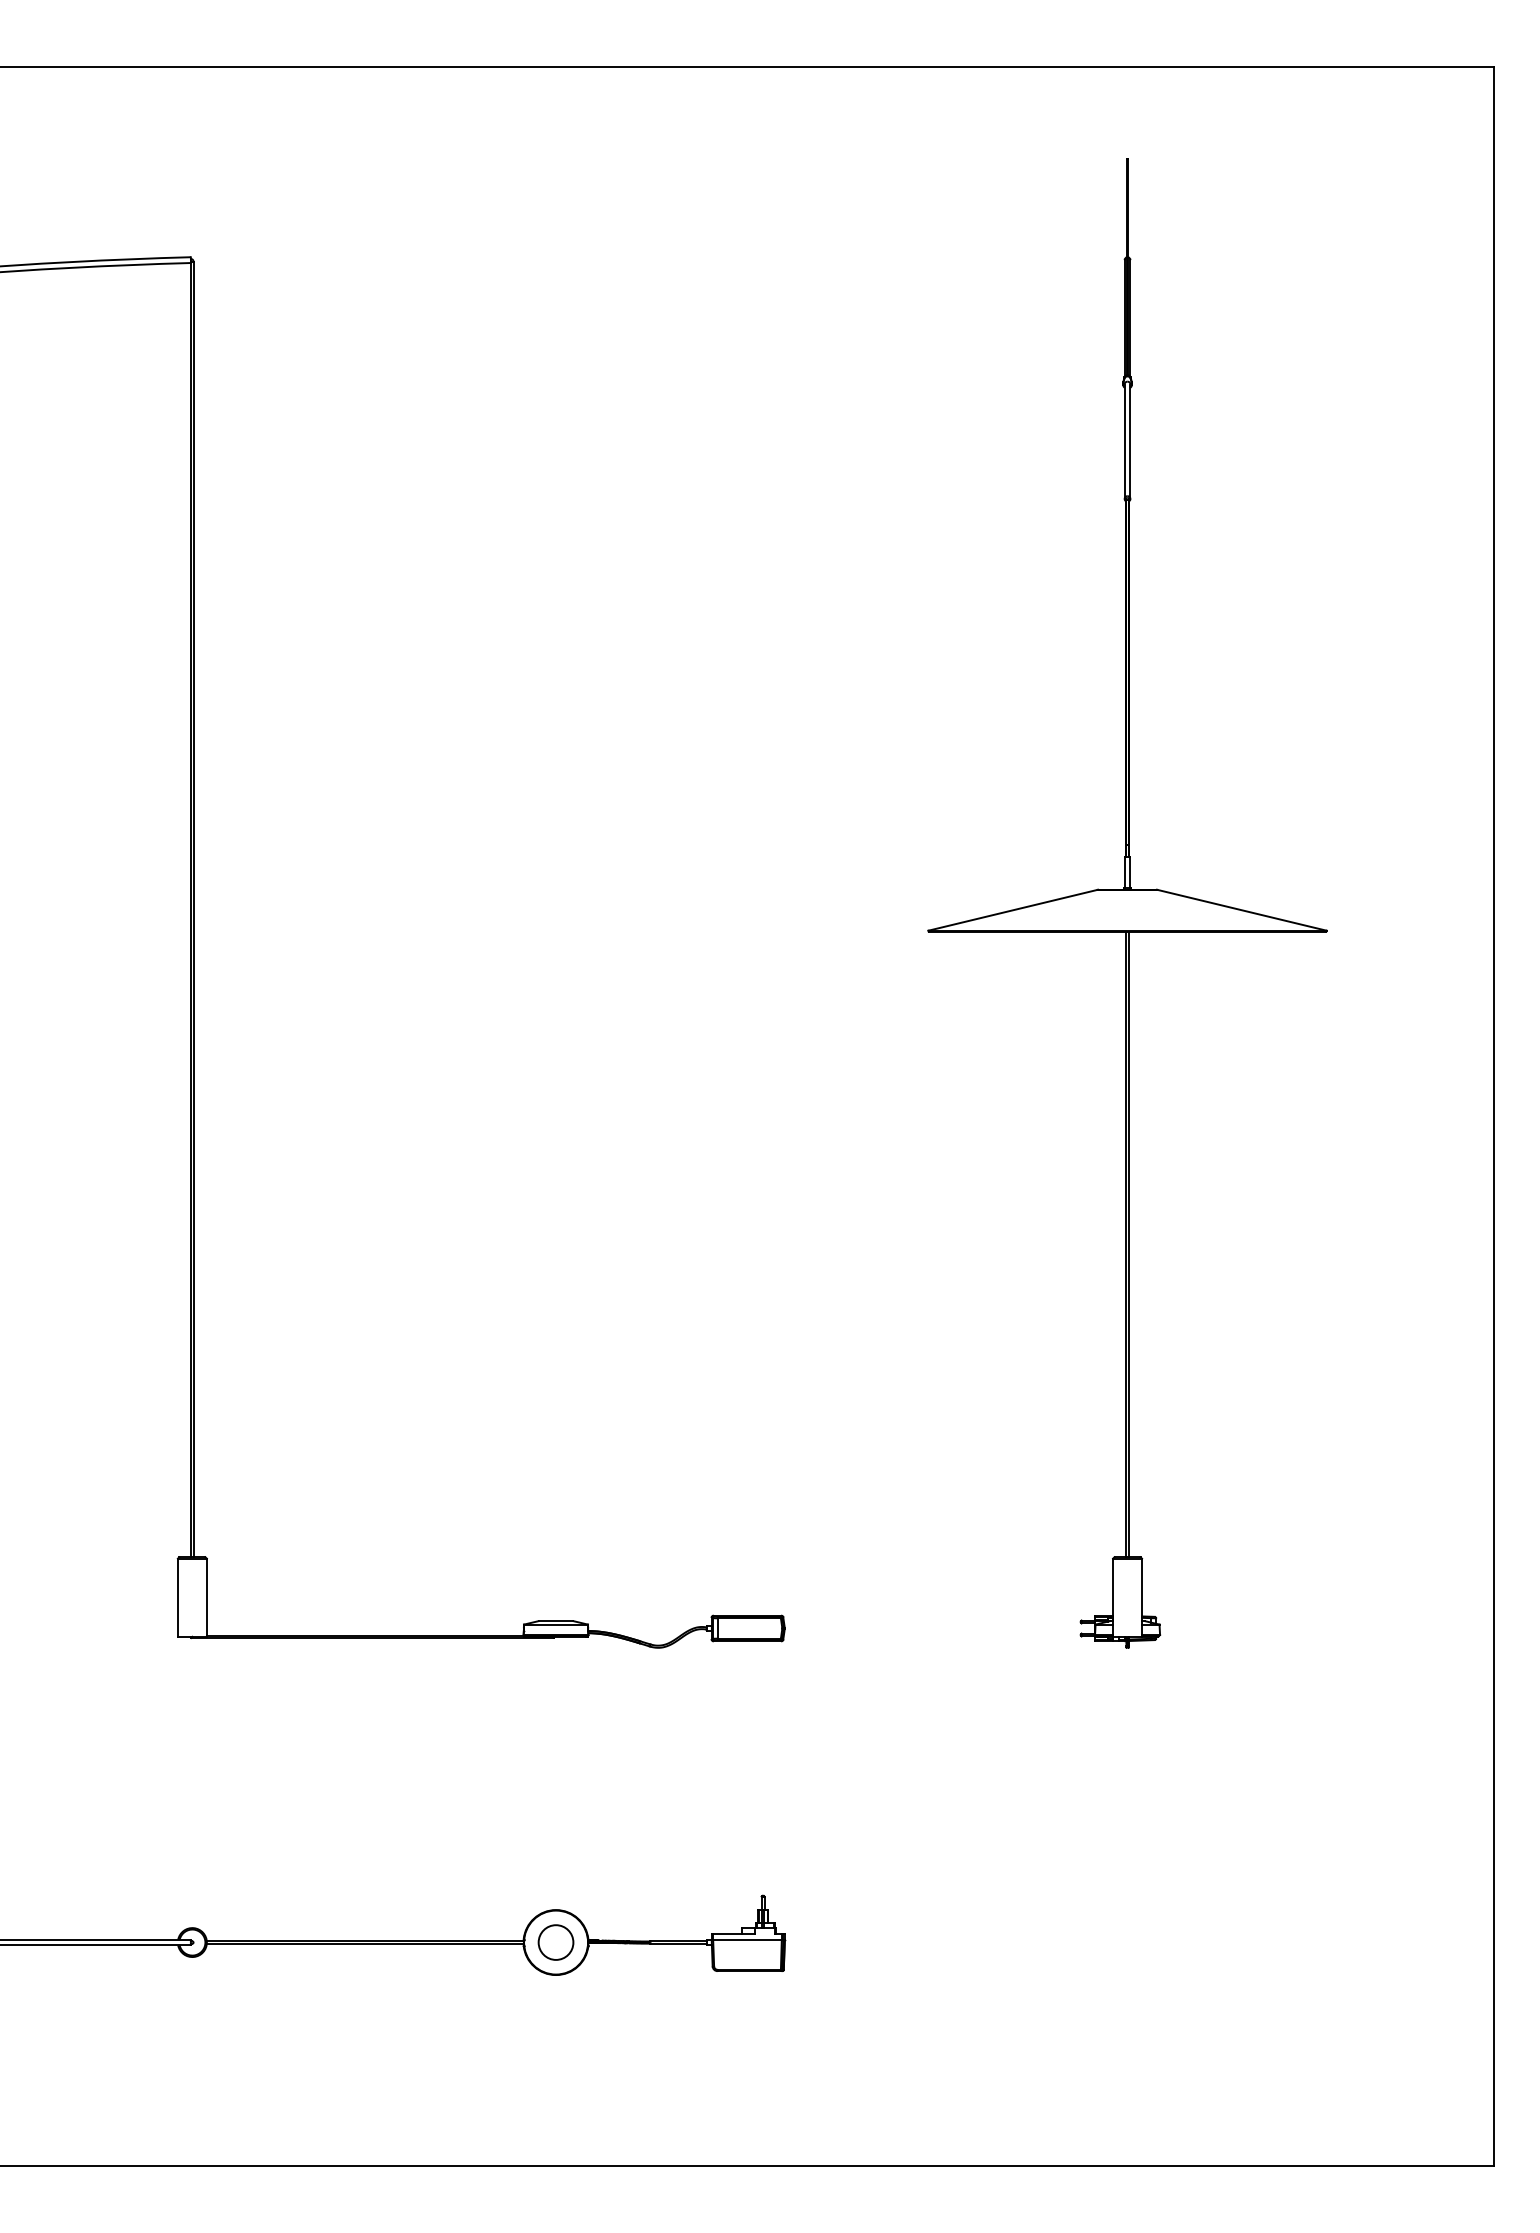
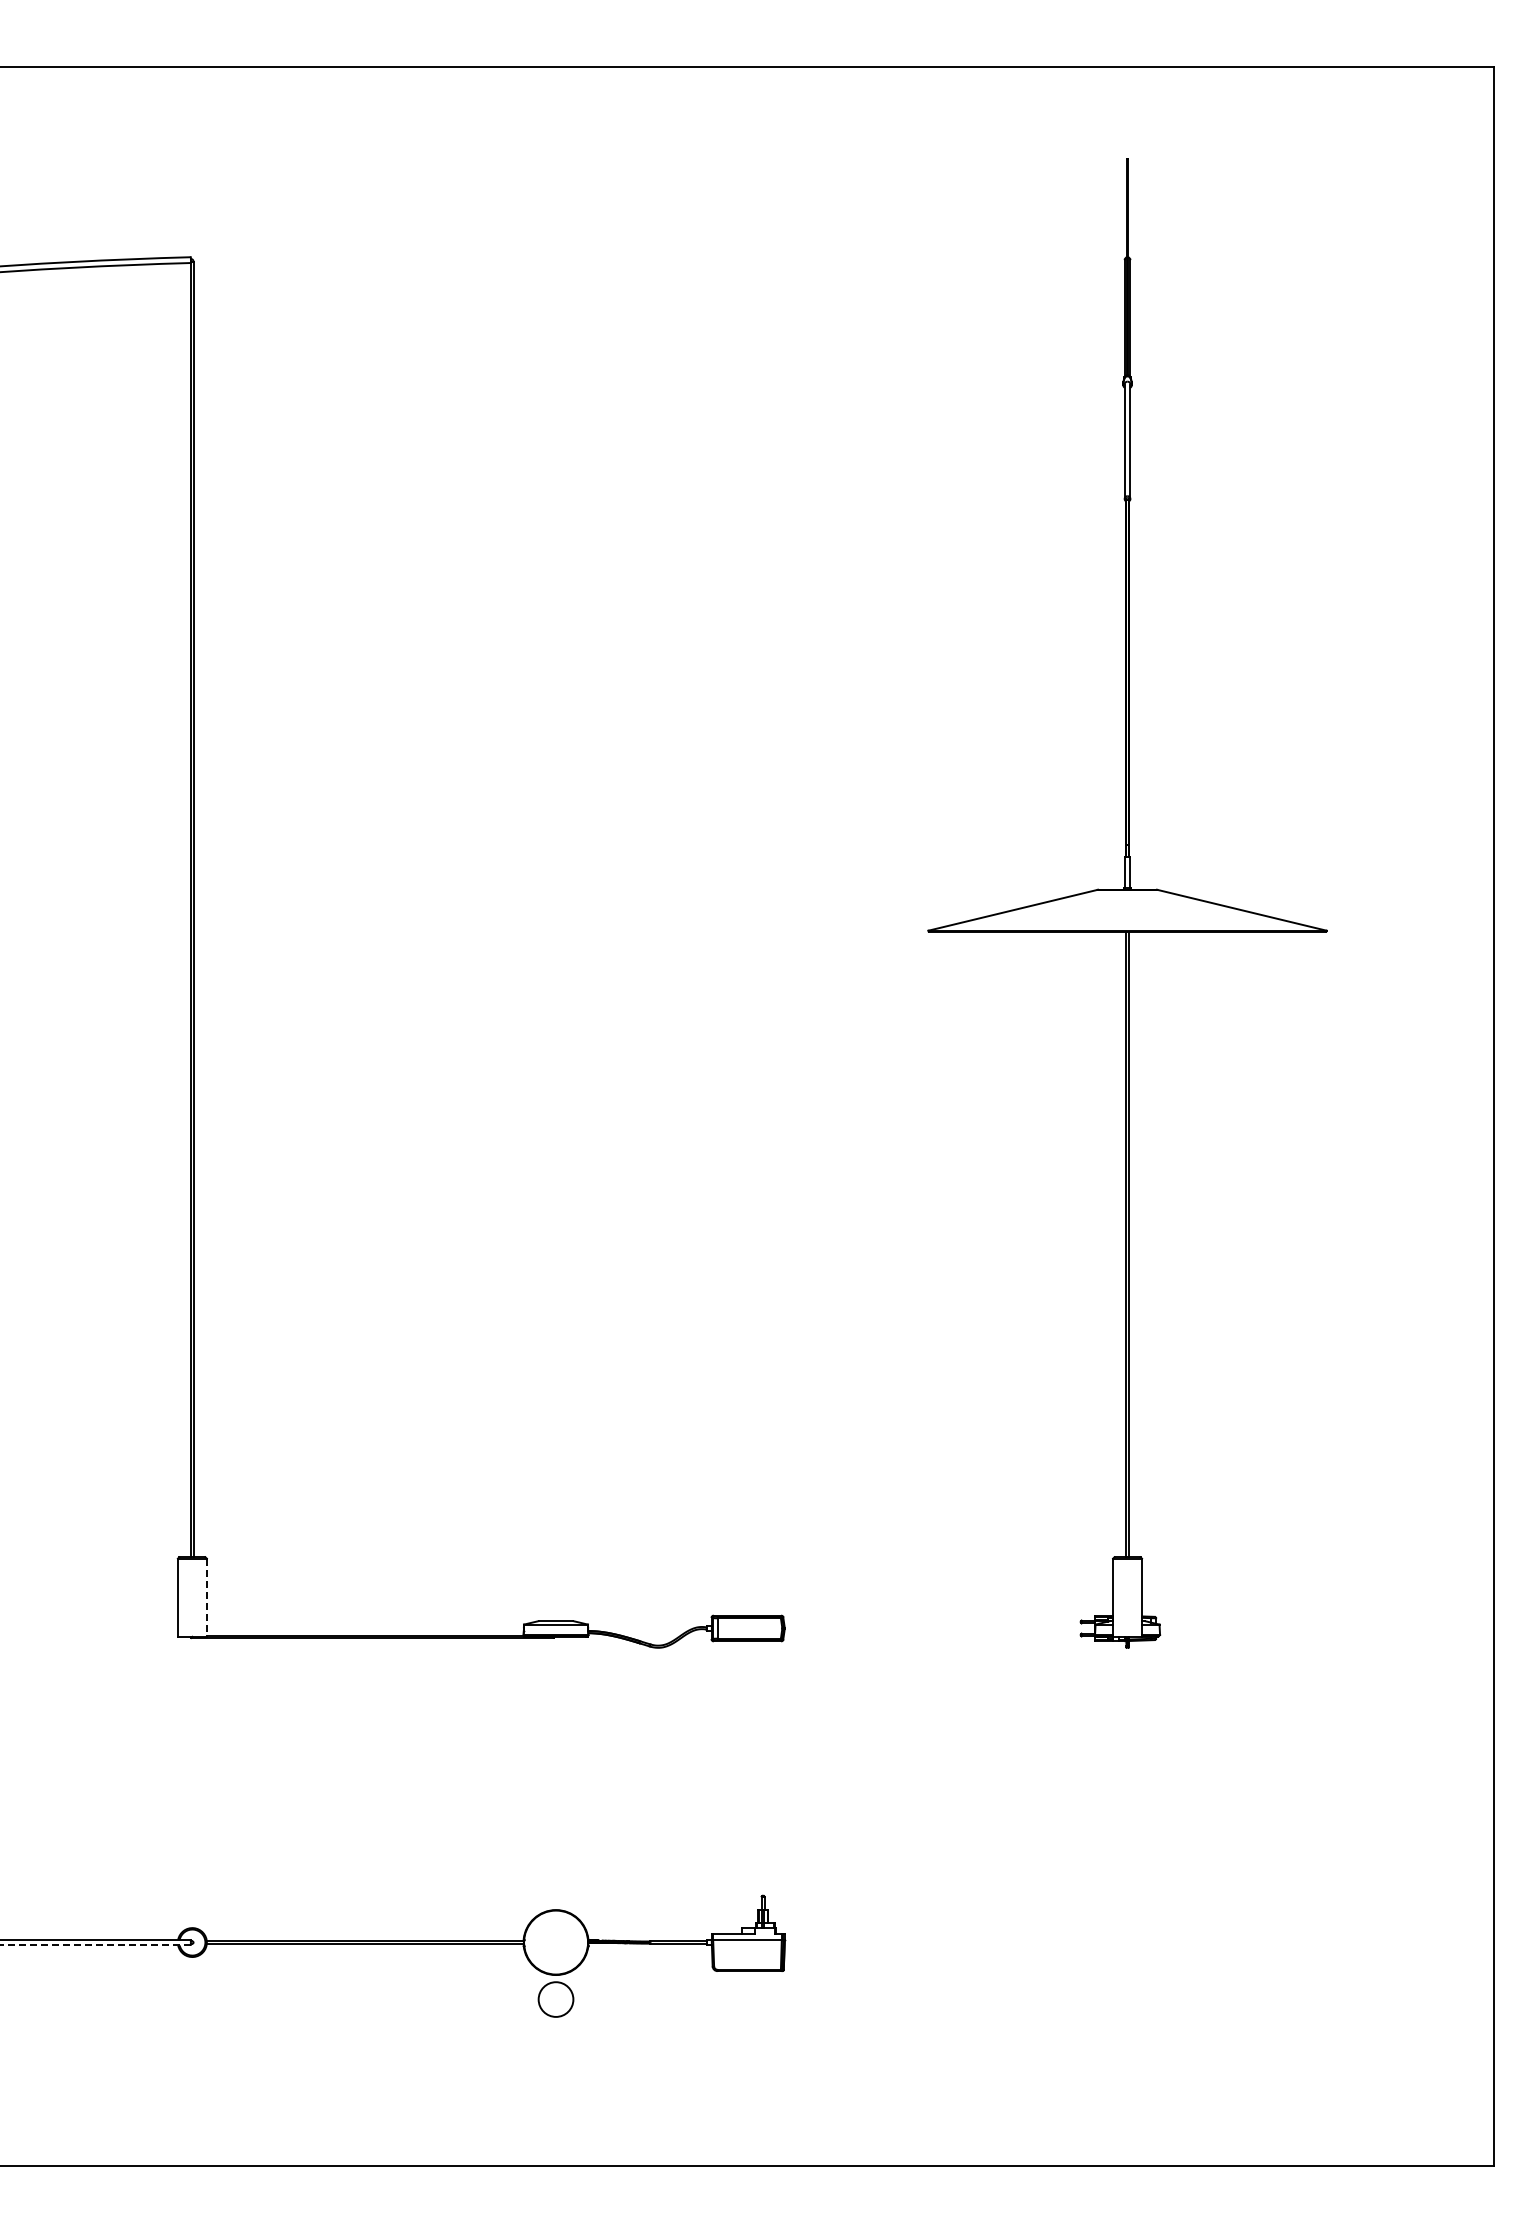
line: solid -> dashed (206, 1597)
circle position: (555, 1942) -> (555, 1999) (555, 1999)
line: solid -> dashed (95, 1945)
